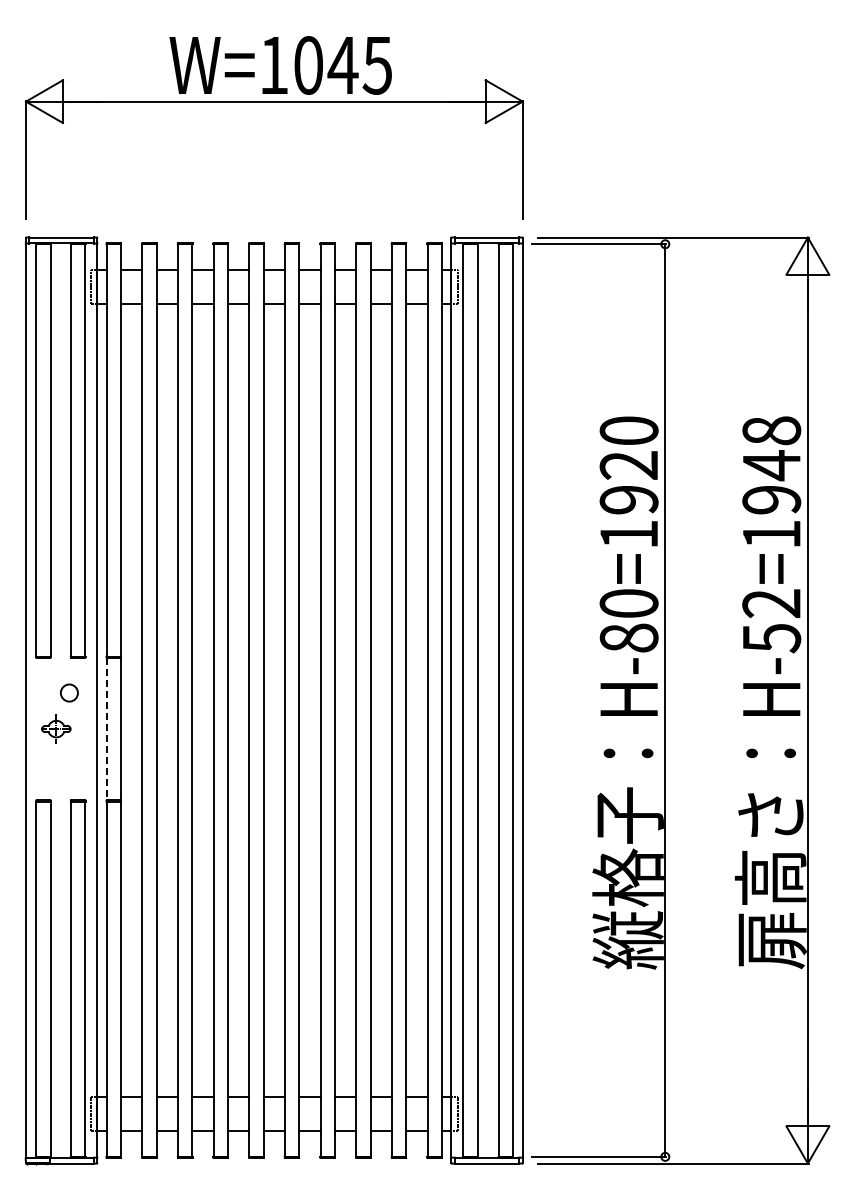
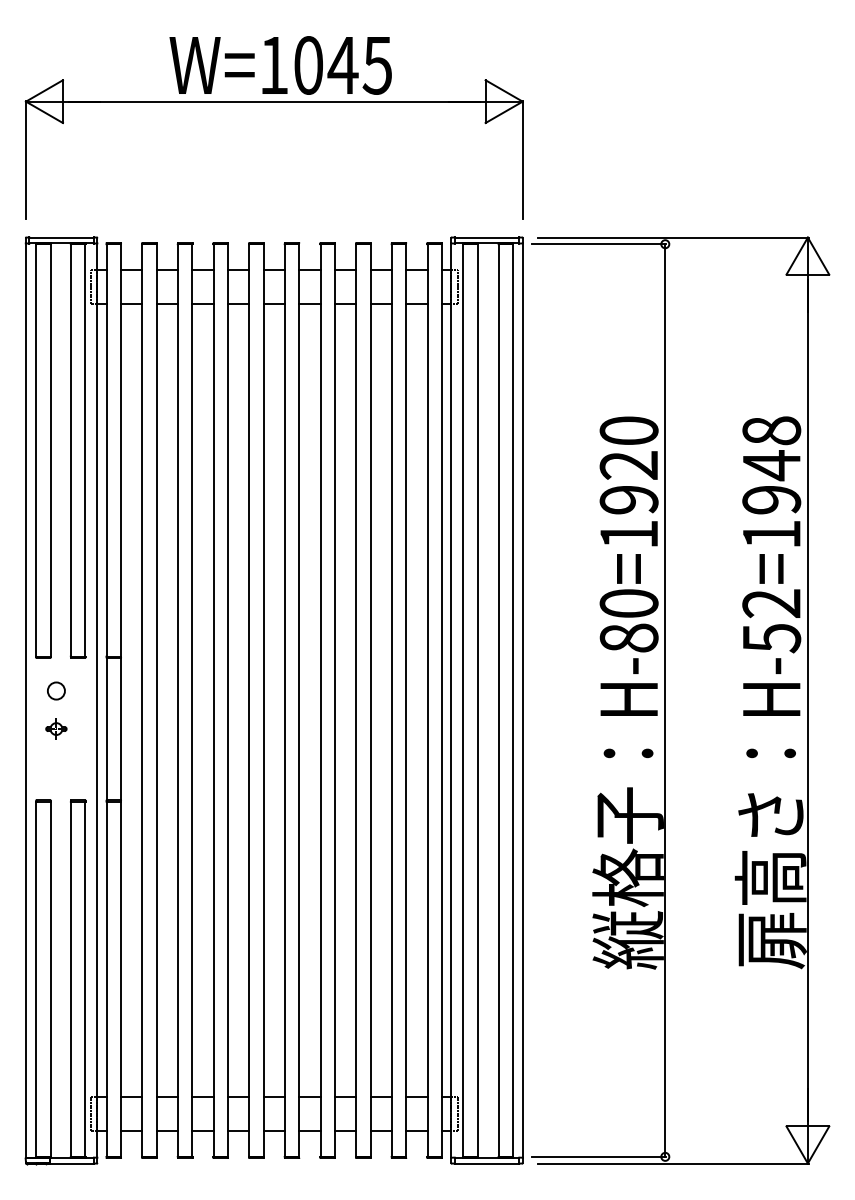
circle position: (69, 692) -> (56, 690) (56, 690)
part size: 31x30 px -> 23x22 px (56, 728)
line: dashed -> solid (106, 729)
